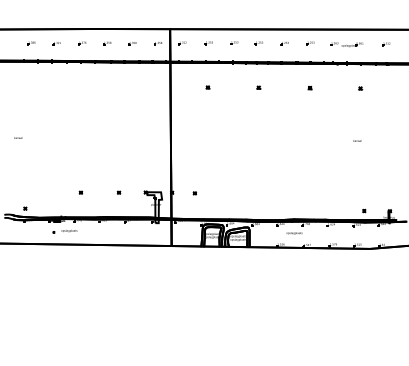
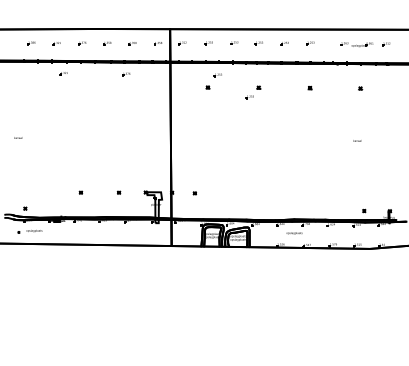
part position: (346, 44) -> (356, 44) (356, 44)
part: none -> present (63, 73)
part: none -> present (126, 74)
part: none -> present (217, 75)
part: none -> present (249, 97)
part position: (64, 231) -> (29, 231) (29, 231)
